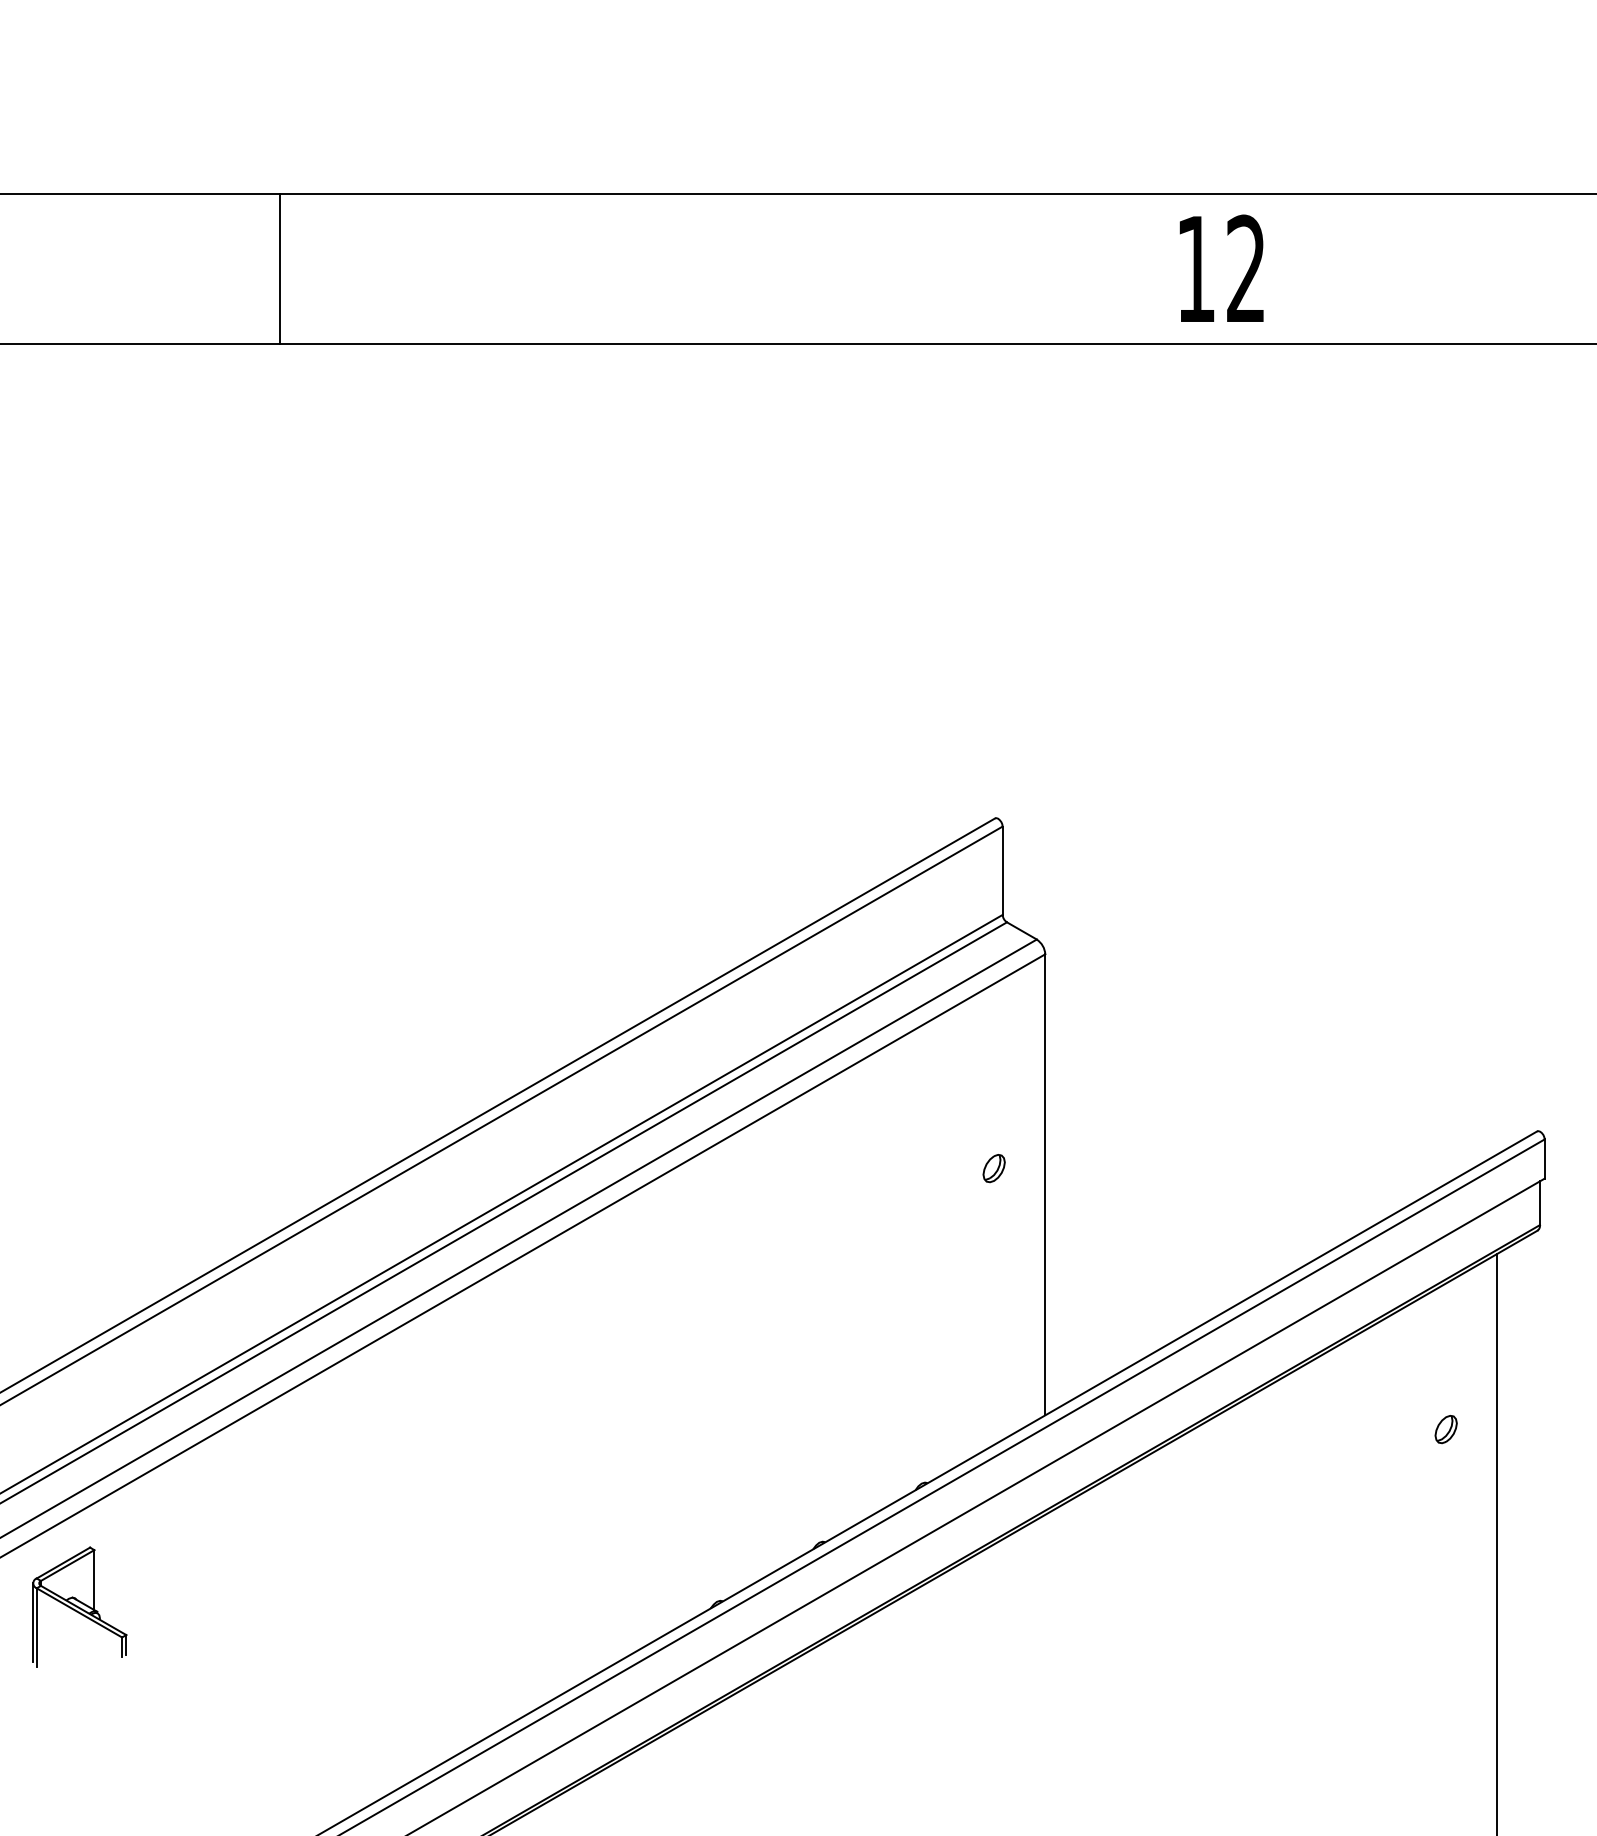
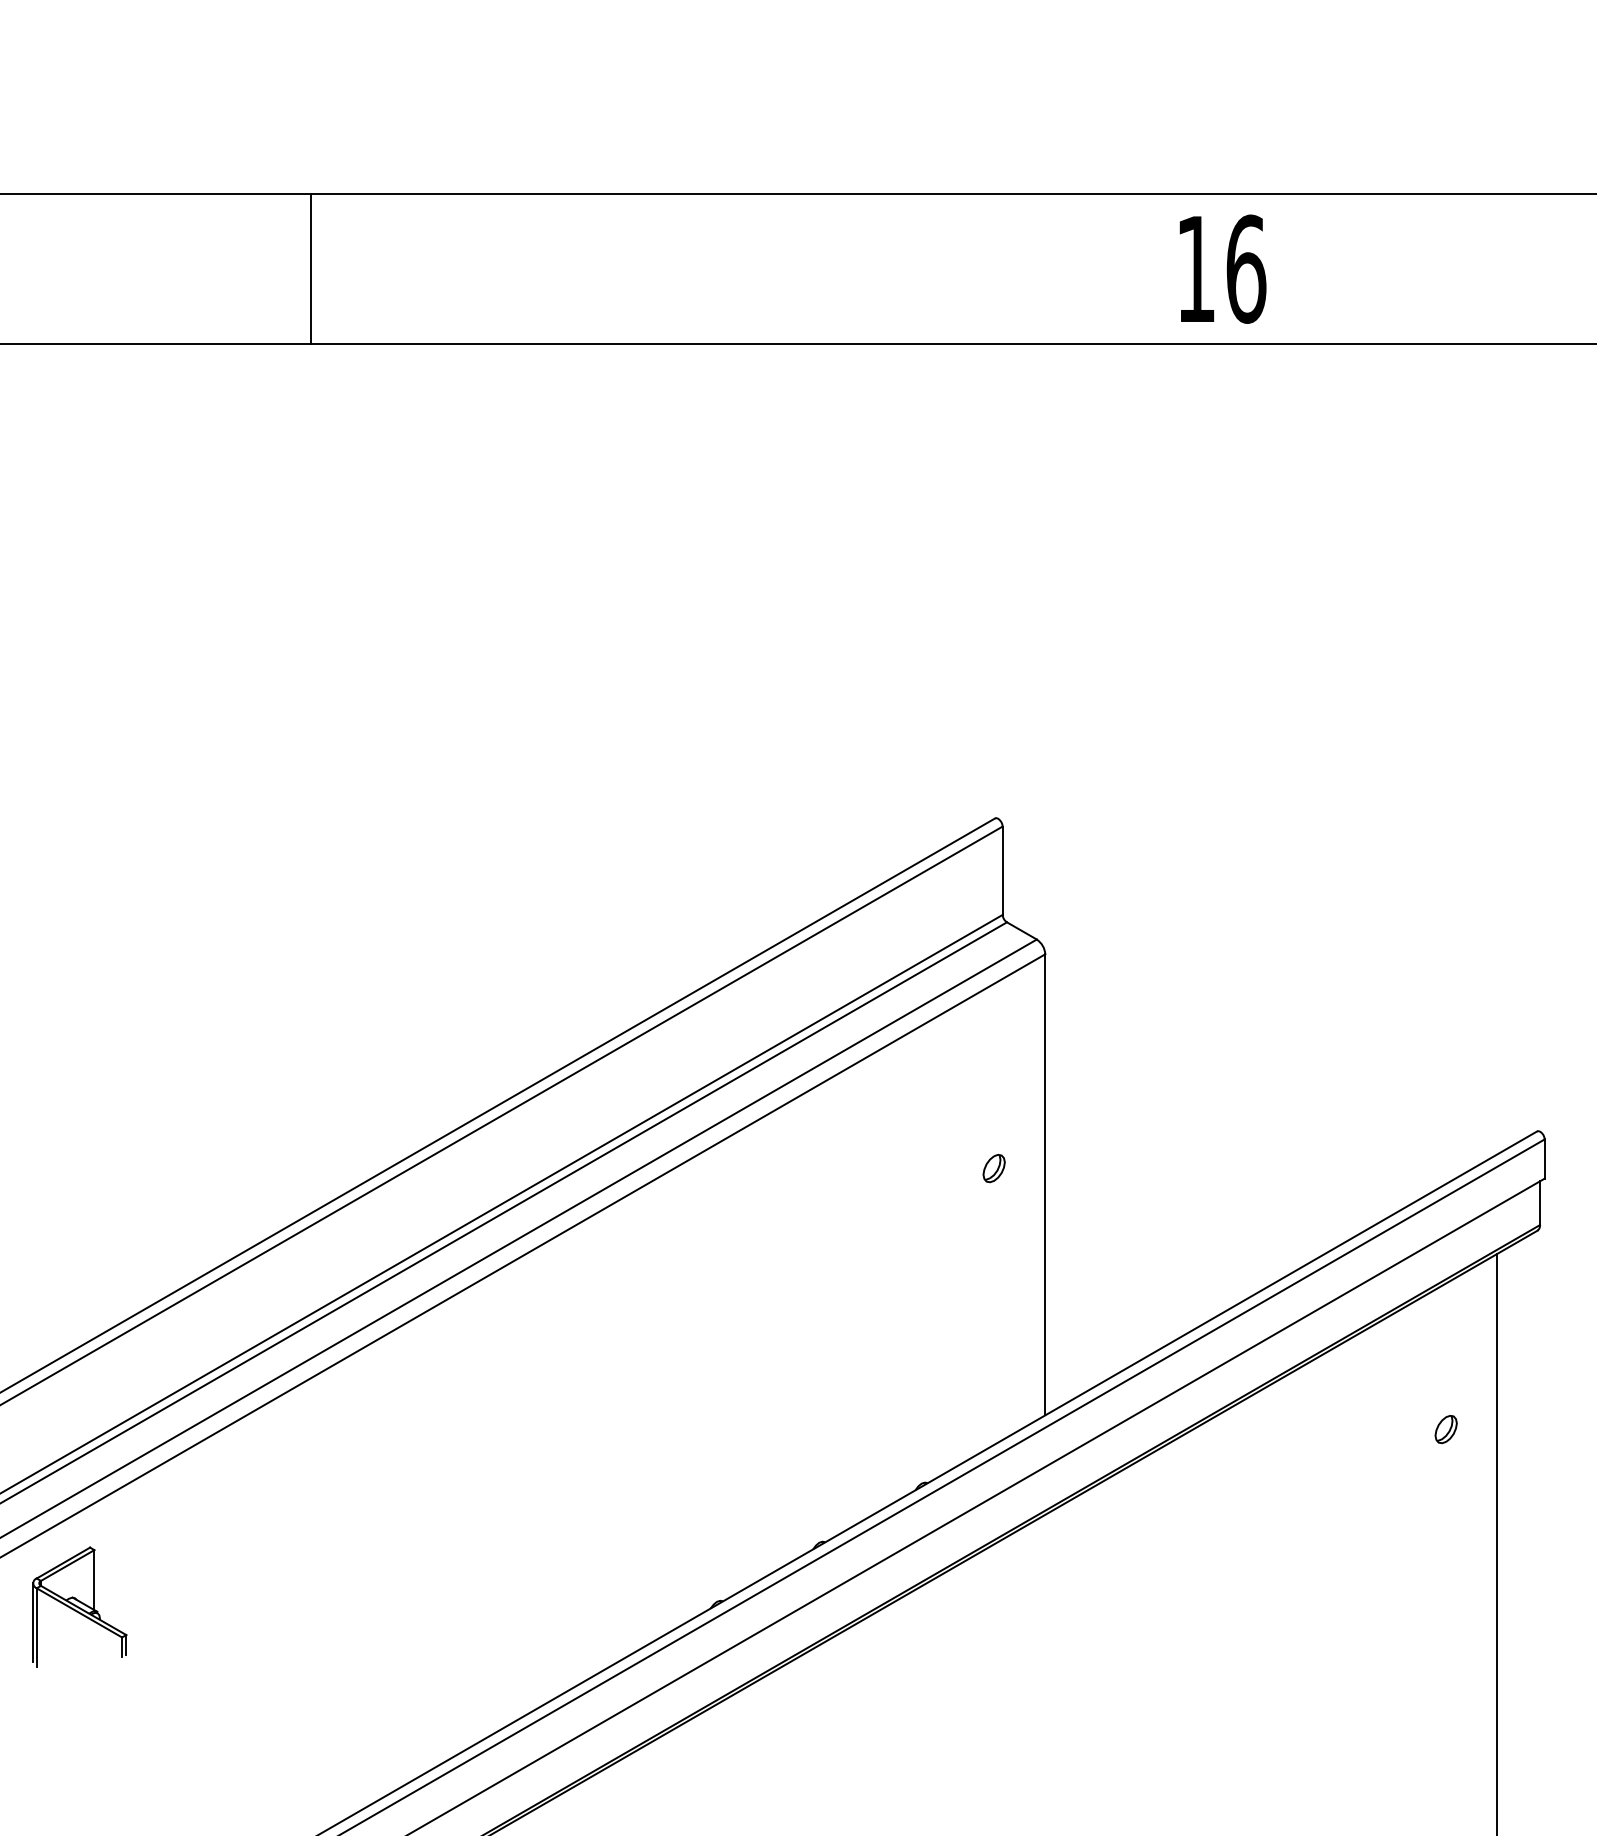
line position: (279, 268) -> (310, 268) (310, 268)
text: 12 -> 16 (1246, 268)
